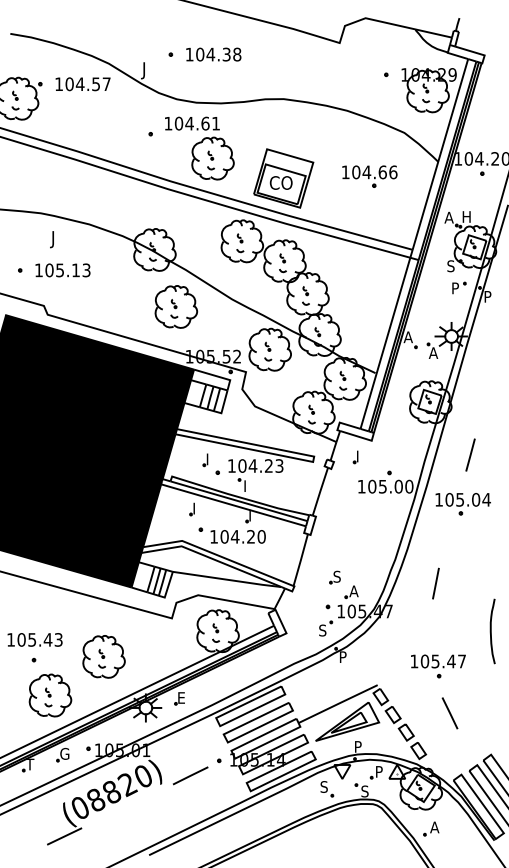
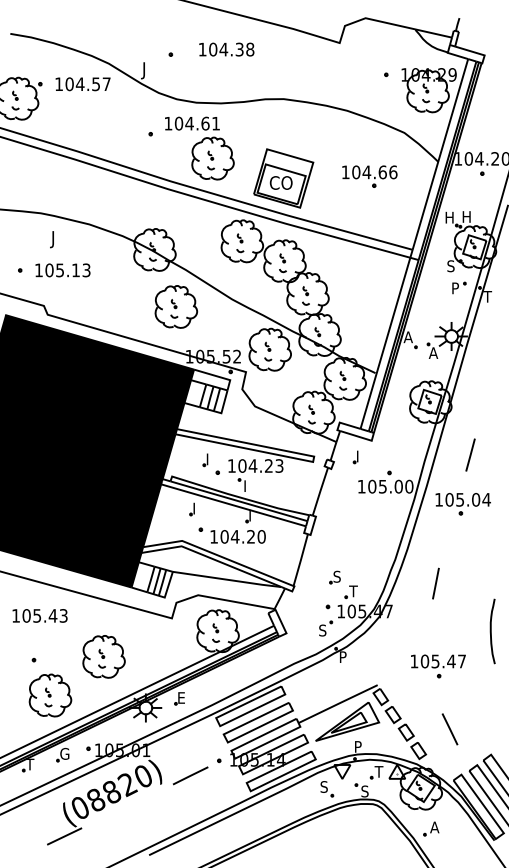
text position: (213, 54) -> (226, 49) (226, 49)
text: A -> H (448, 217)
text: P -> T (487, 296)
text: A -> T (353, 591)
text position: (34, 639) -> (39, 615) (39, 615)
line position: (449, 713) -> (449, 729) (449, 729)
text: P -> T (378, 771)
